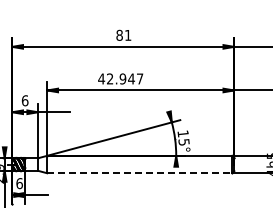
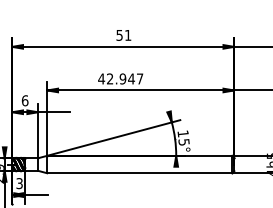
text: 81 -> 51 (119, 34)
line: dashed -> solid (140, 173)
text: 6 -> 3 (19, 183)
